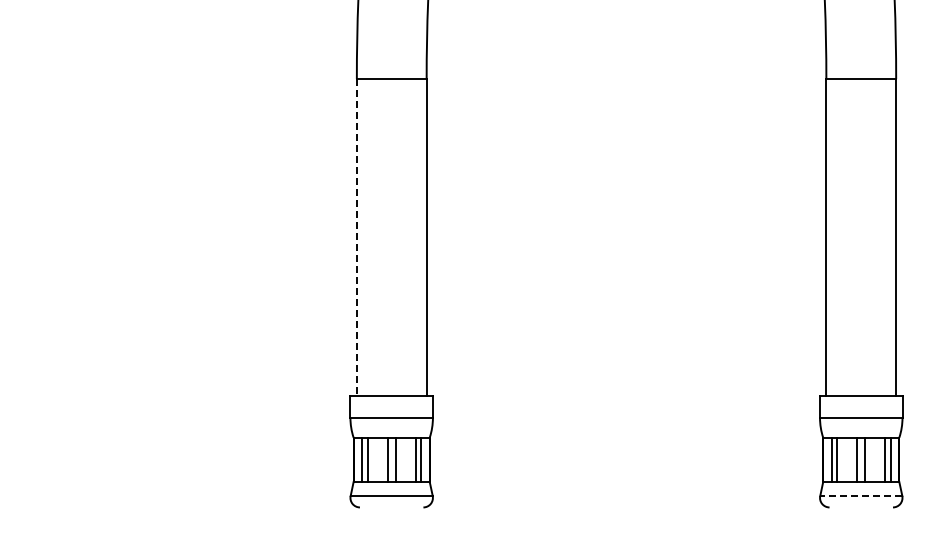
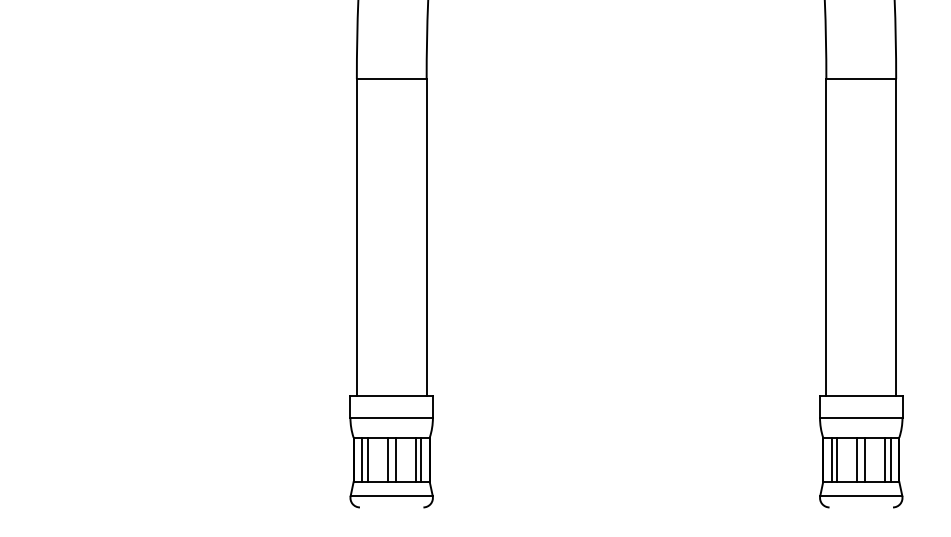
line: dashed -> solid (356, 237)
line: dashed -> solid (860, 495)
